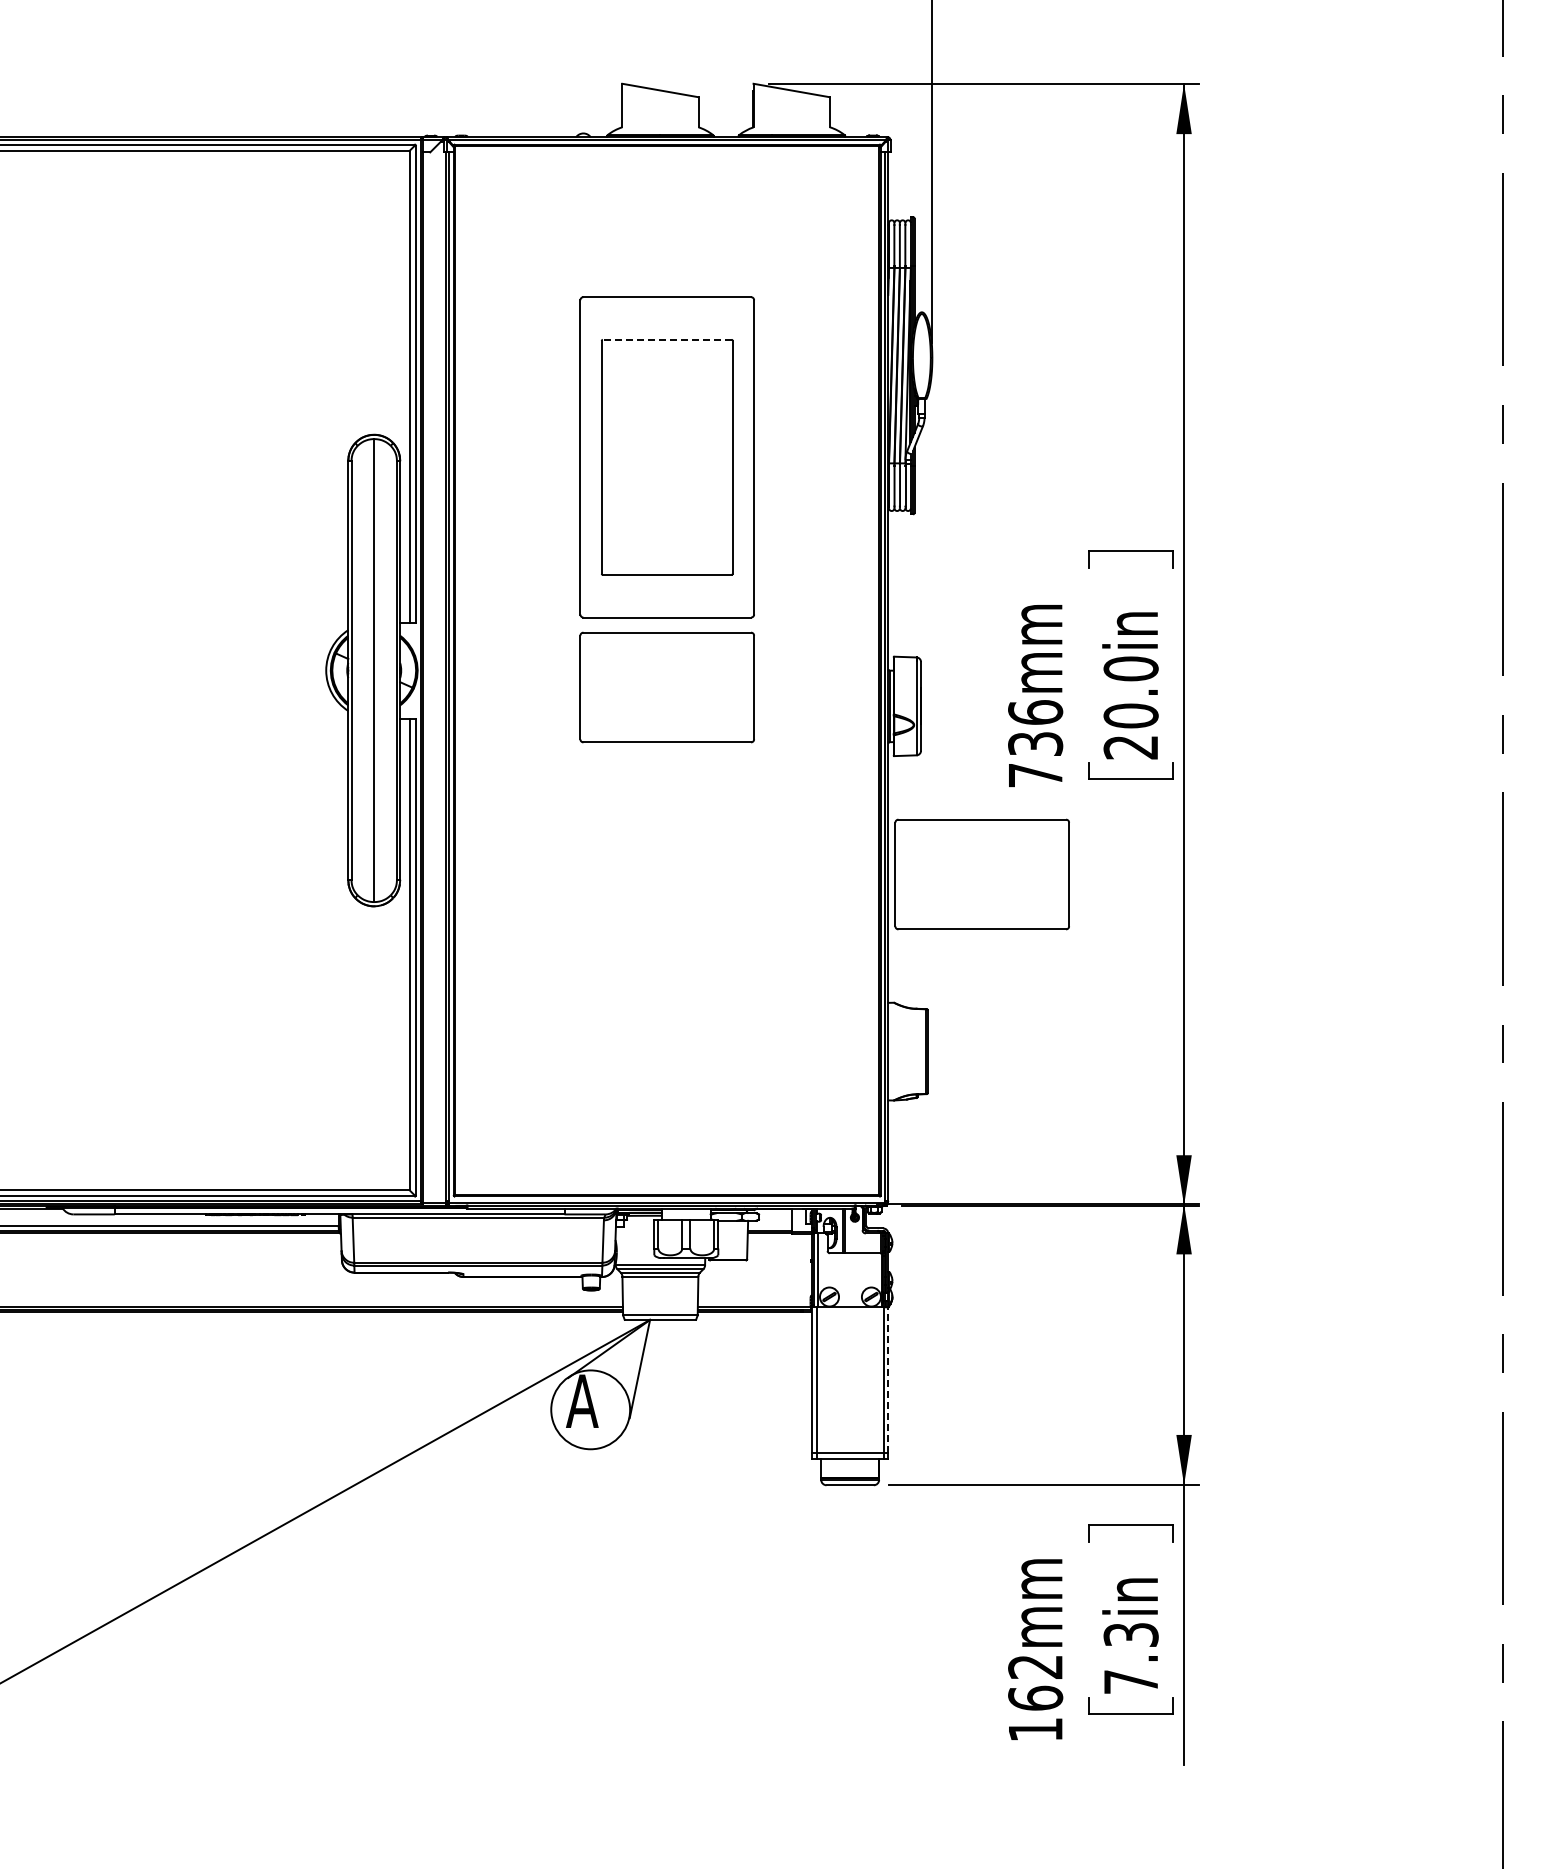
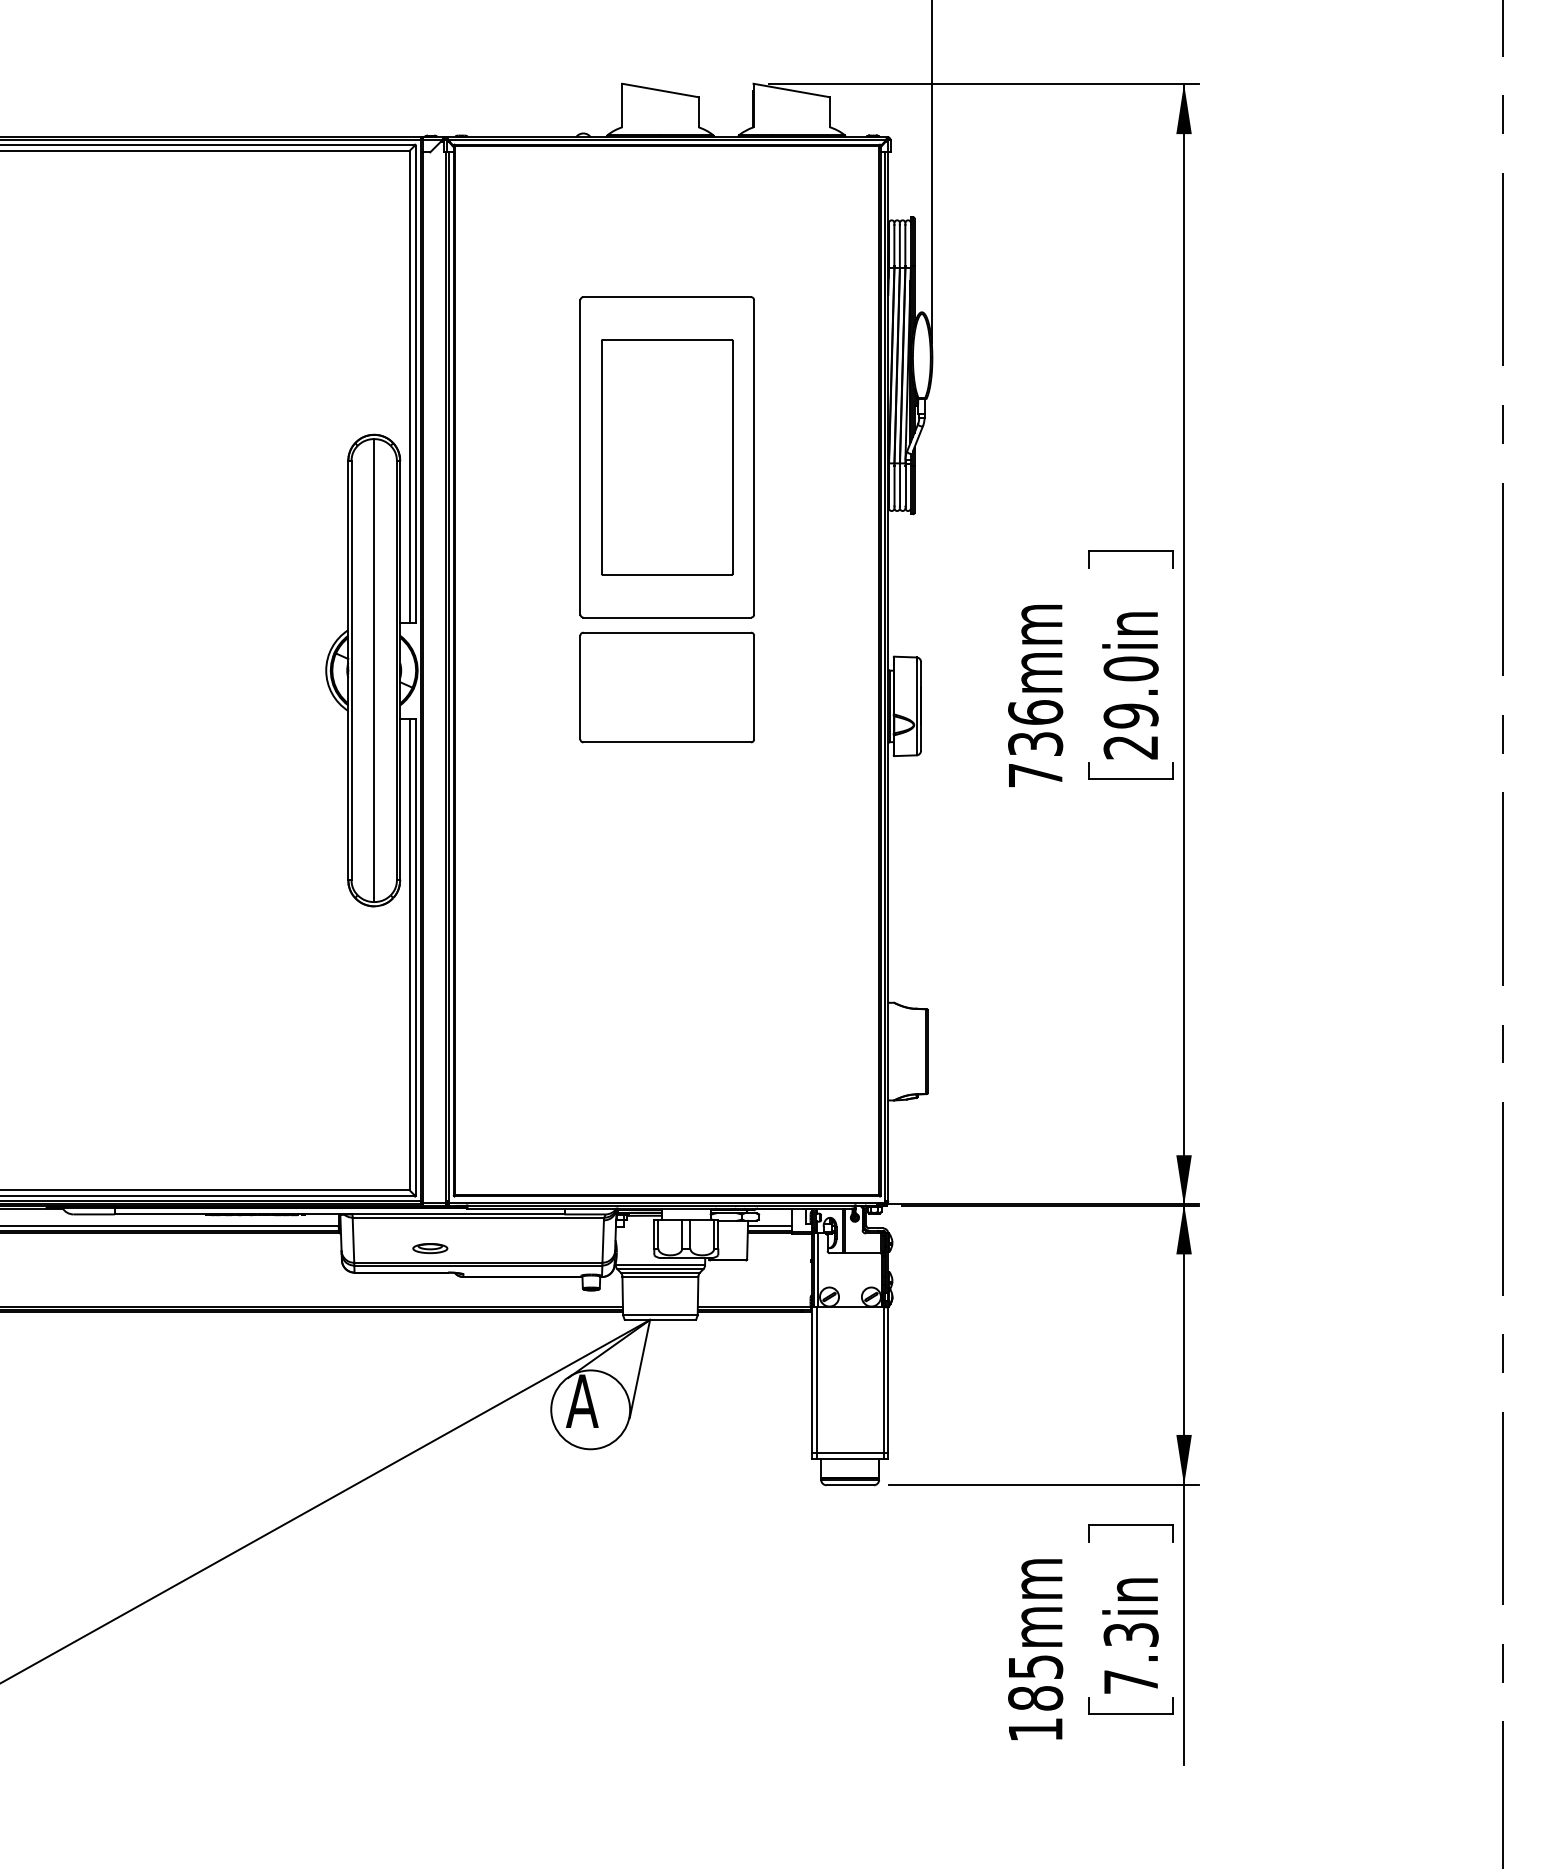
line: dashed -> solid (666, 339)
text: 20.0in -> 29.0in (1130, 715)
part: present -> none (981, 874)
line: none -> present (770, 1225)
part: none -> present (430, 1248)
line: dashed -> solid (888, 1380)
text: 162mm -> 185mm (1035, 1682)
